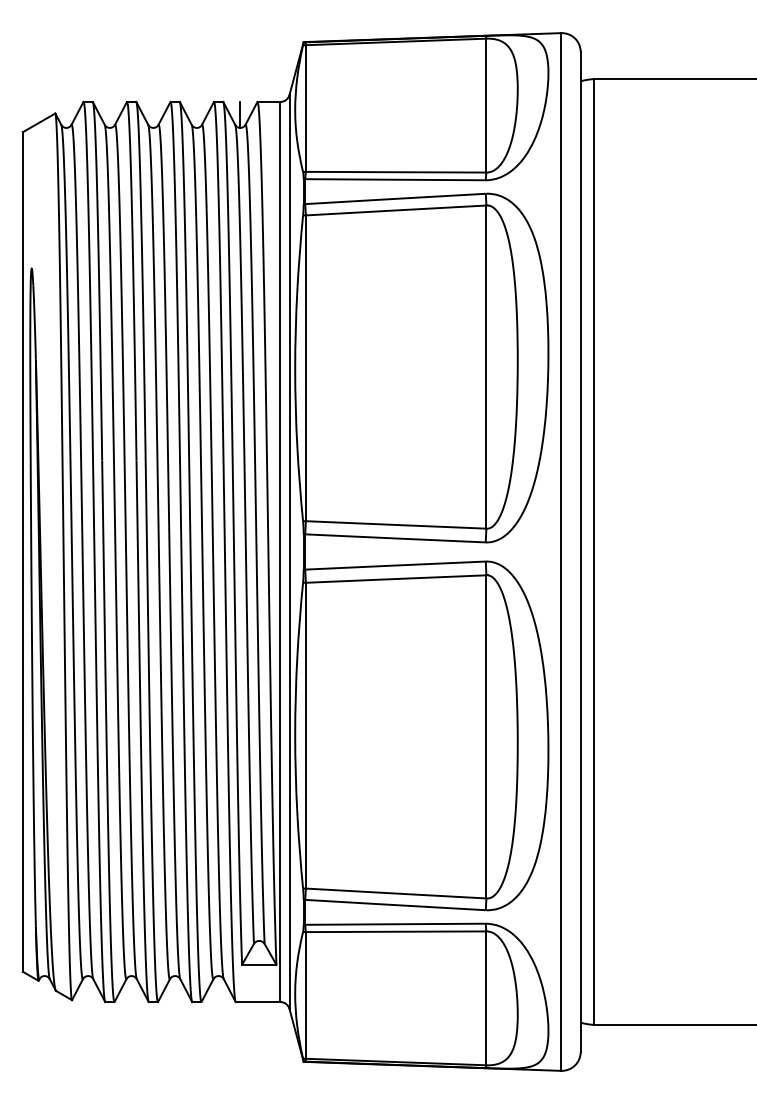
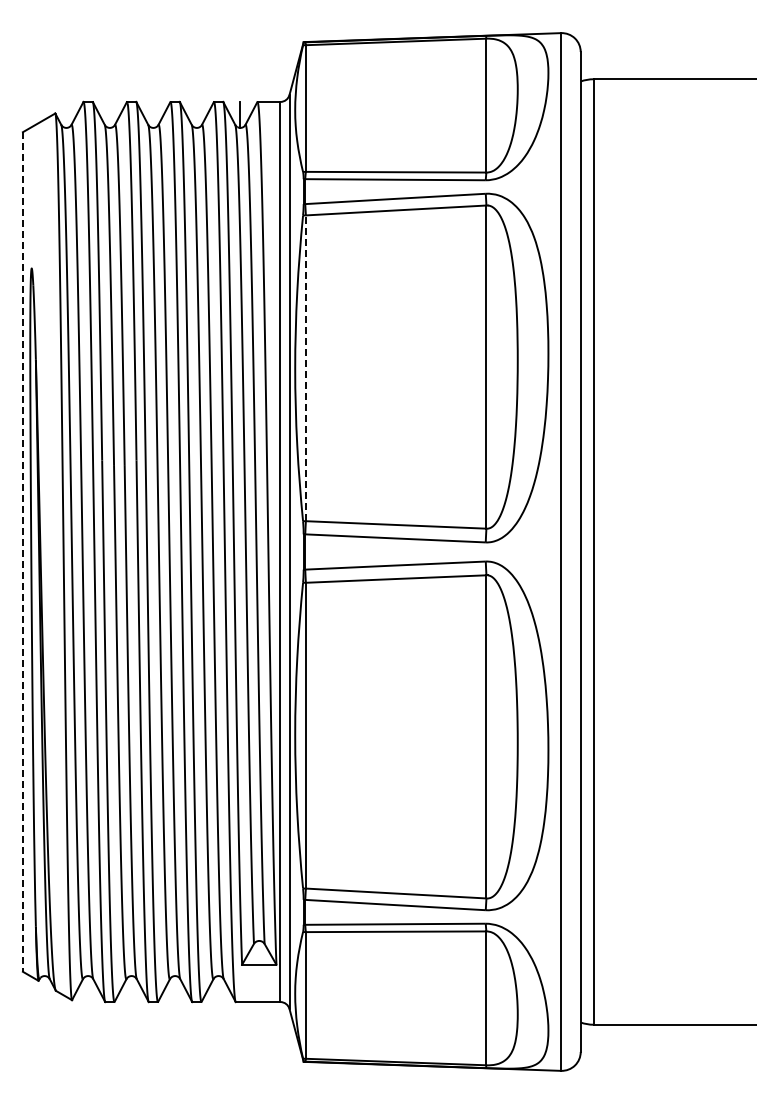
line: solid -> dashed (305, 368)
line: solid -> dashed (22, 552)
